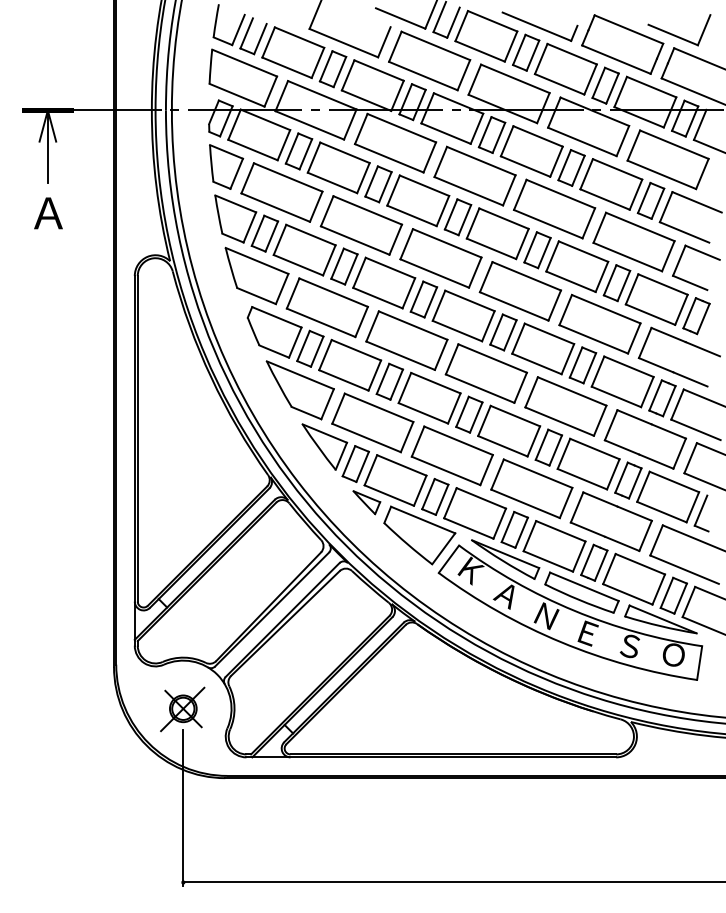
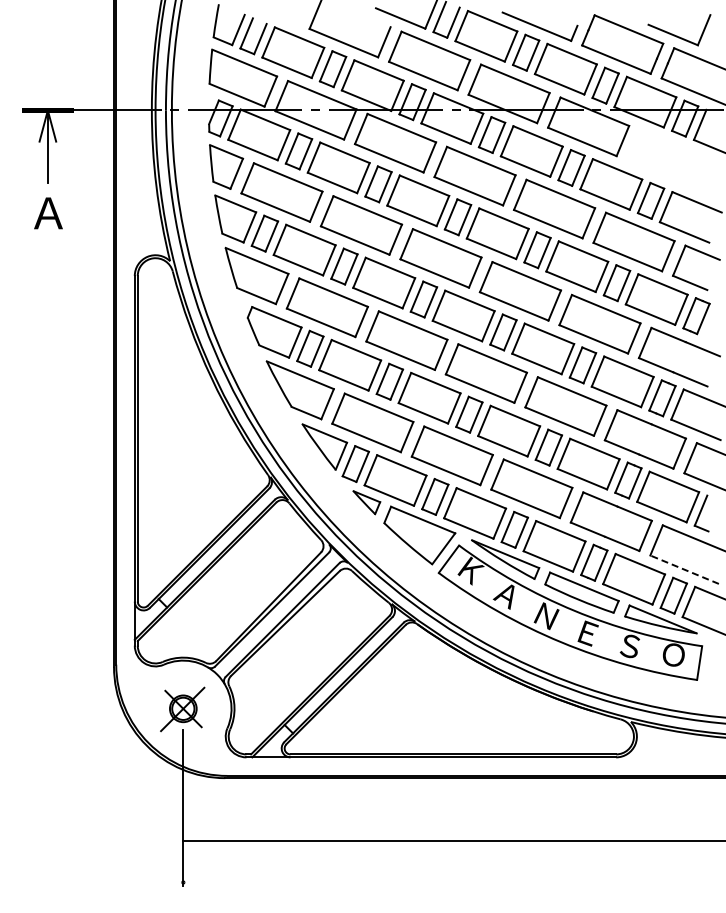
part: present -> none (667, 159)
line: solid -> dashed (684, 569)
line position: (452, 882) -> (452, 841) (452, 841)
